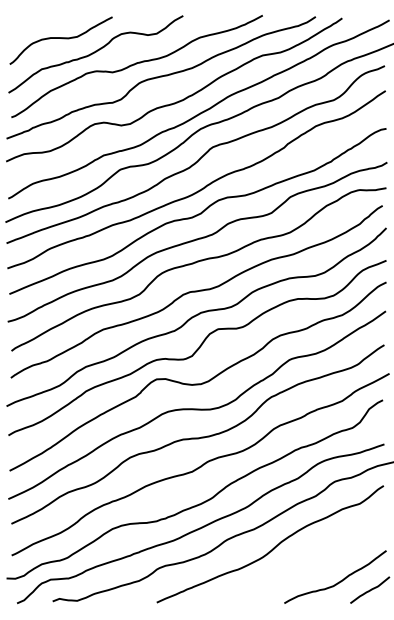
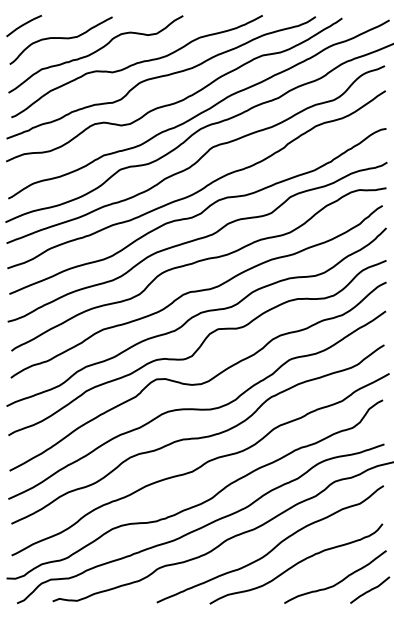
curve: none -> present (23, 25)
curve: none -> present (296, 563)
